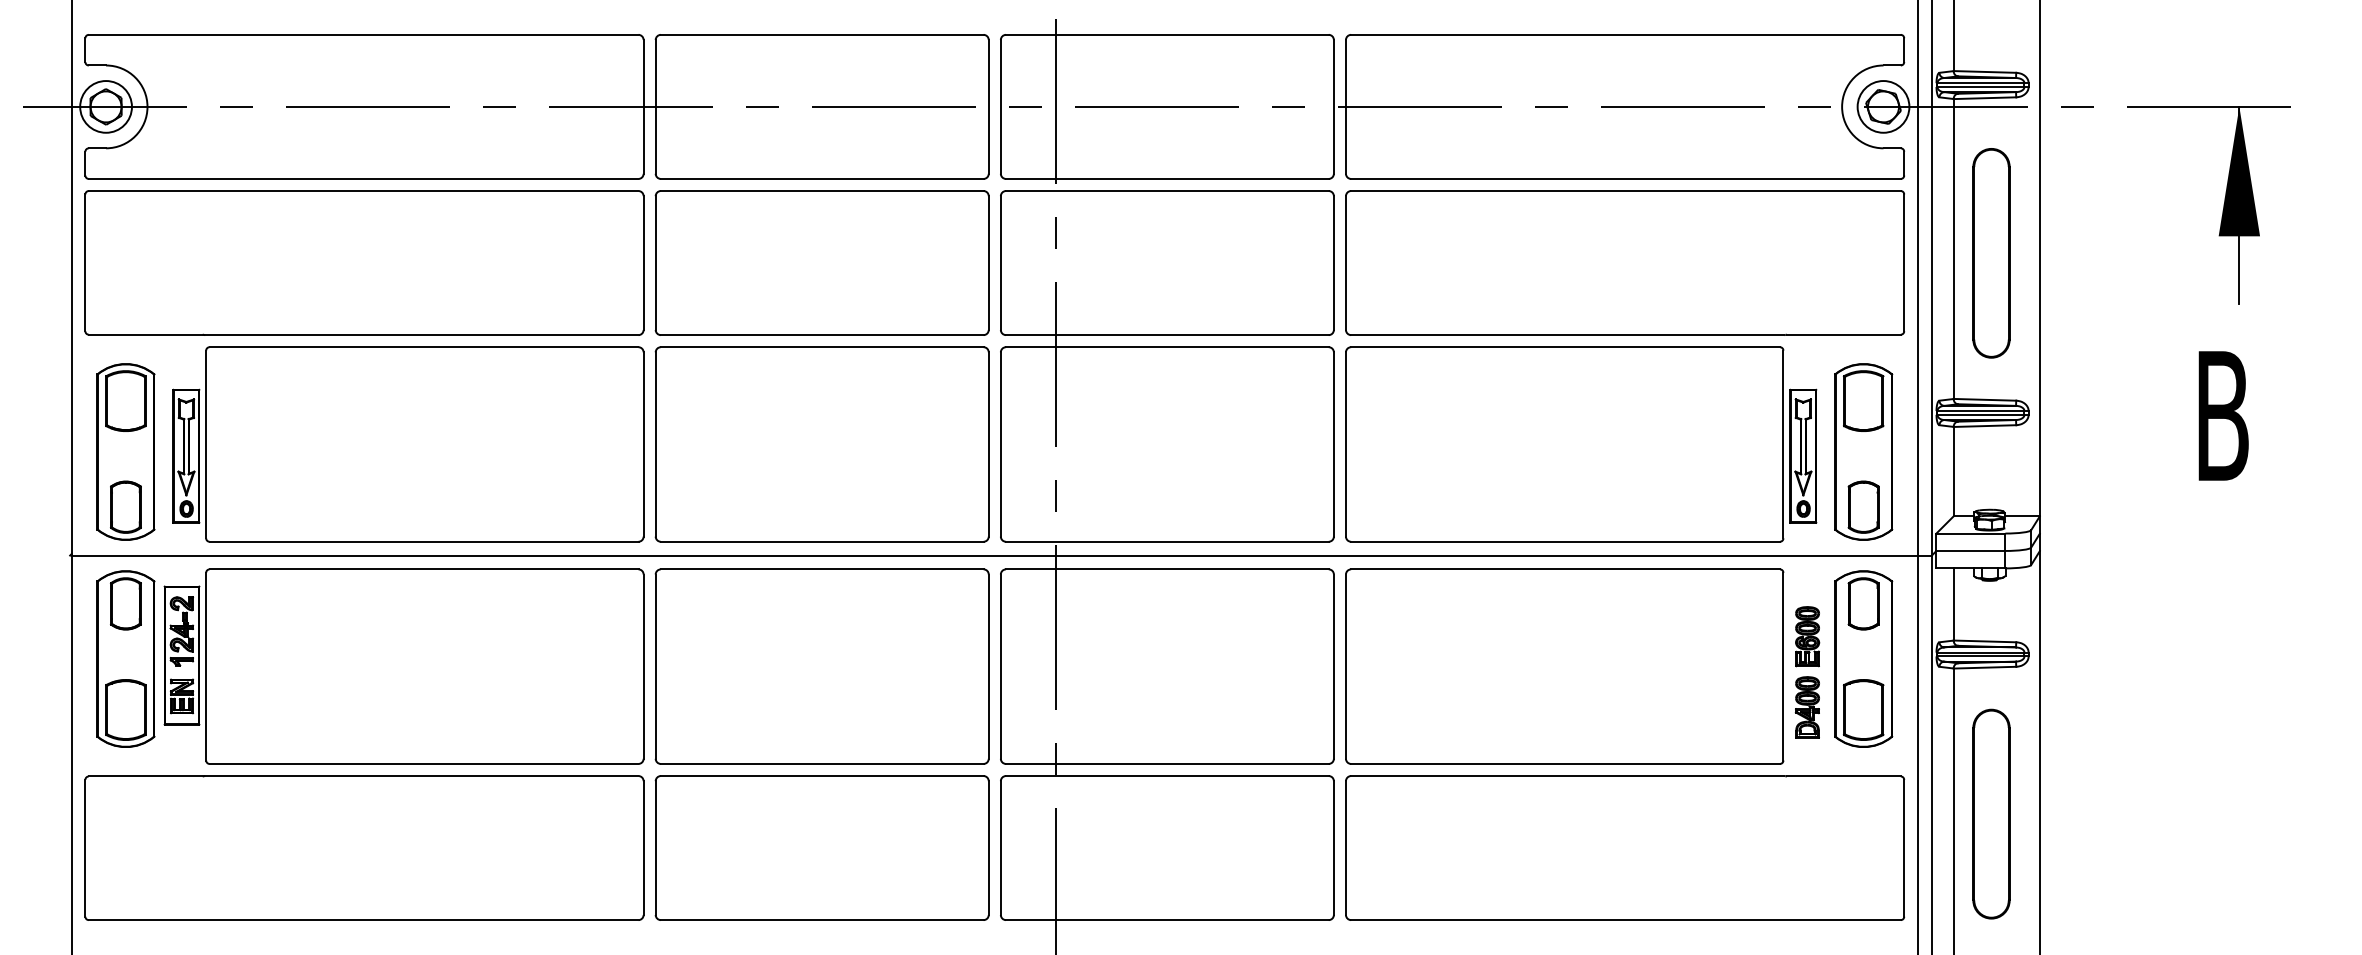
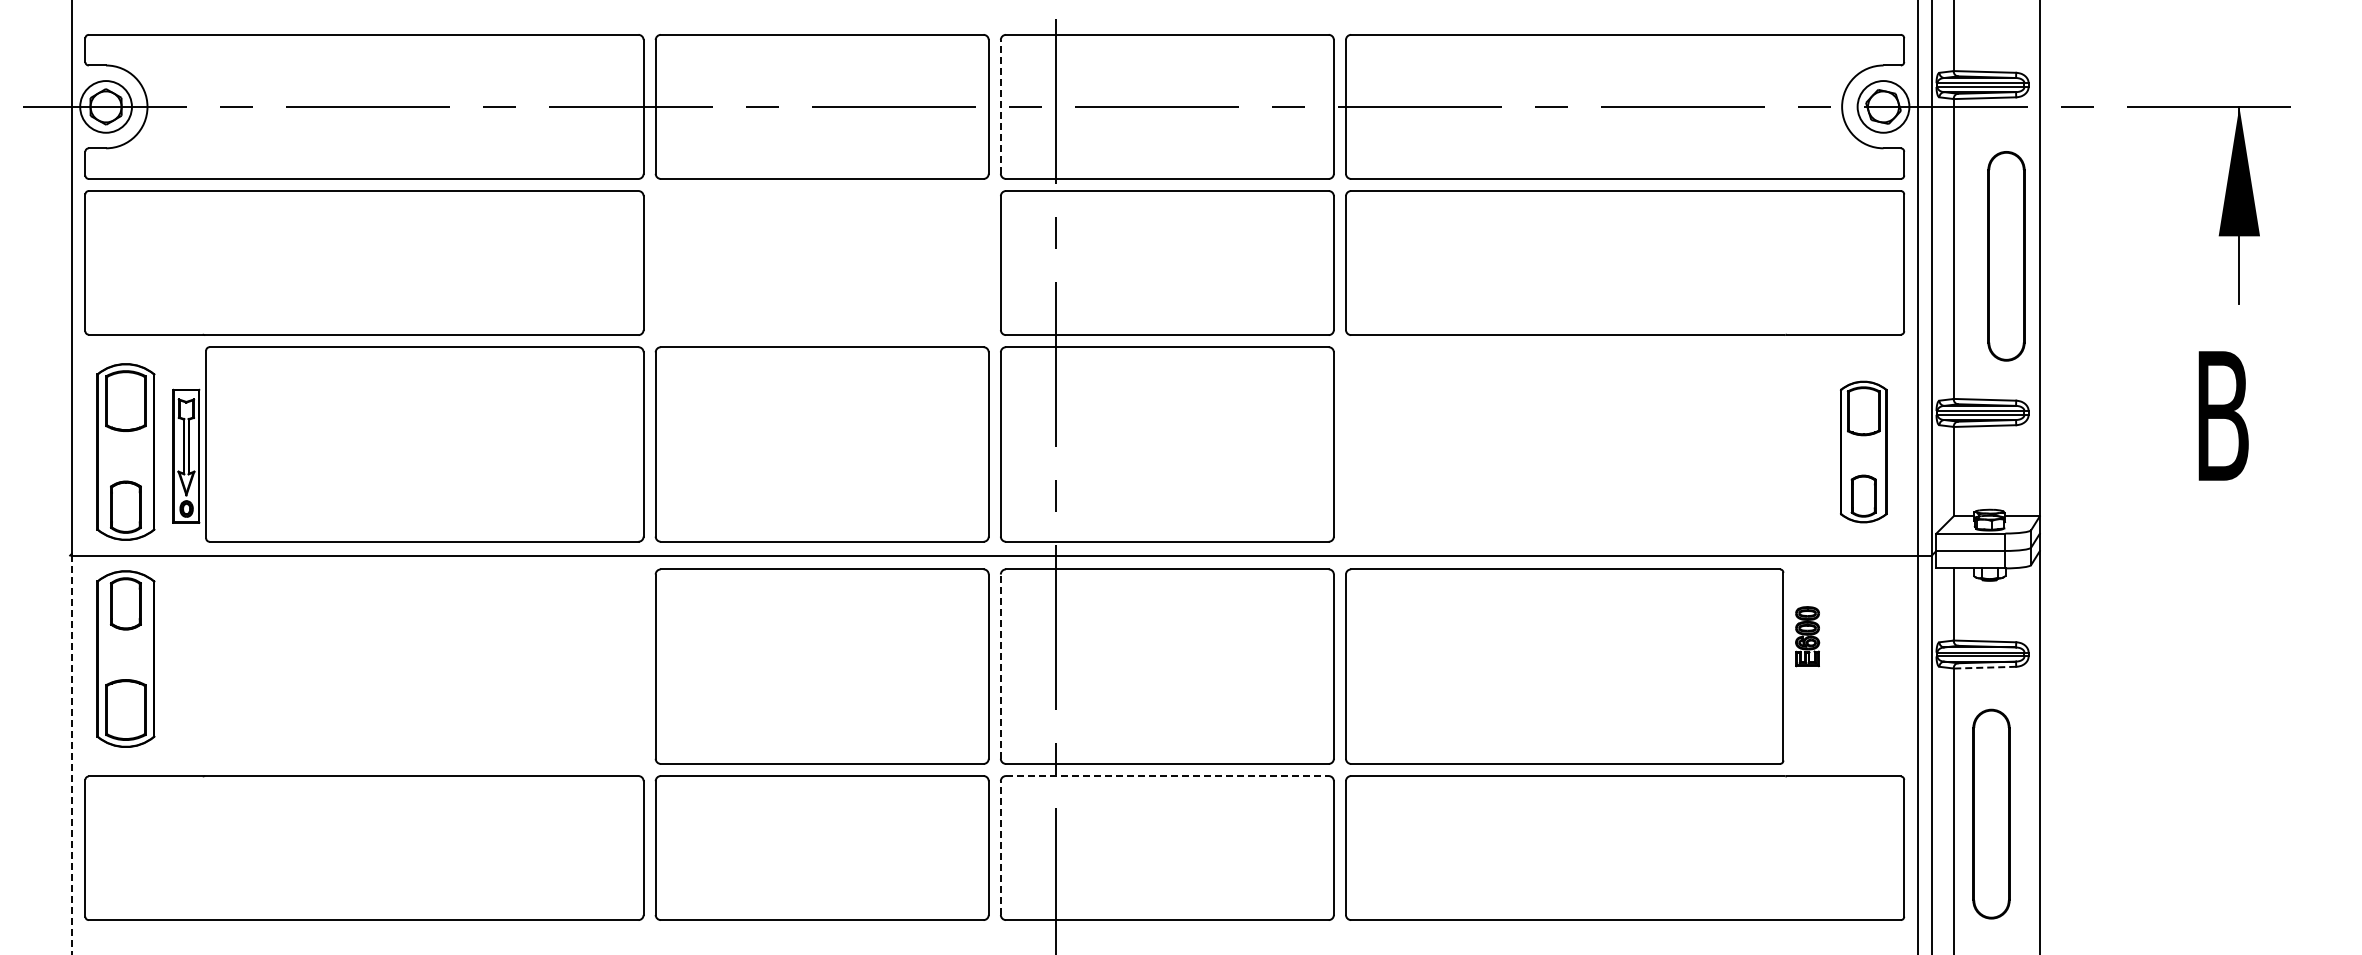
line: solid -> dashed (1000, 106)
part position: (1991, 253) -> (2006, 256) (2006, 256)
part: present -> none (821, 262)
part: present -> none (1581, 444)
part size: 60x178 px -> 48x144 px (1863, 451)
part: present -> none (1863, 658)
part: present -> none (403, 666)
line: solid -> dashed (1000, 666)
line: solid -> dashed (1984, 667)
part: present -> none (1806, 707)
line: solid -> dashed (71, 754)
line: solid -> dashed (1167, 776)
line: solid -> dashed (1000, 848)
